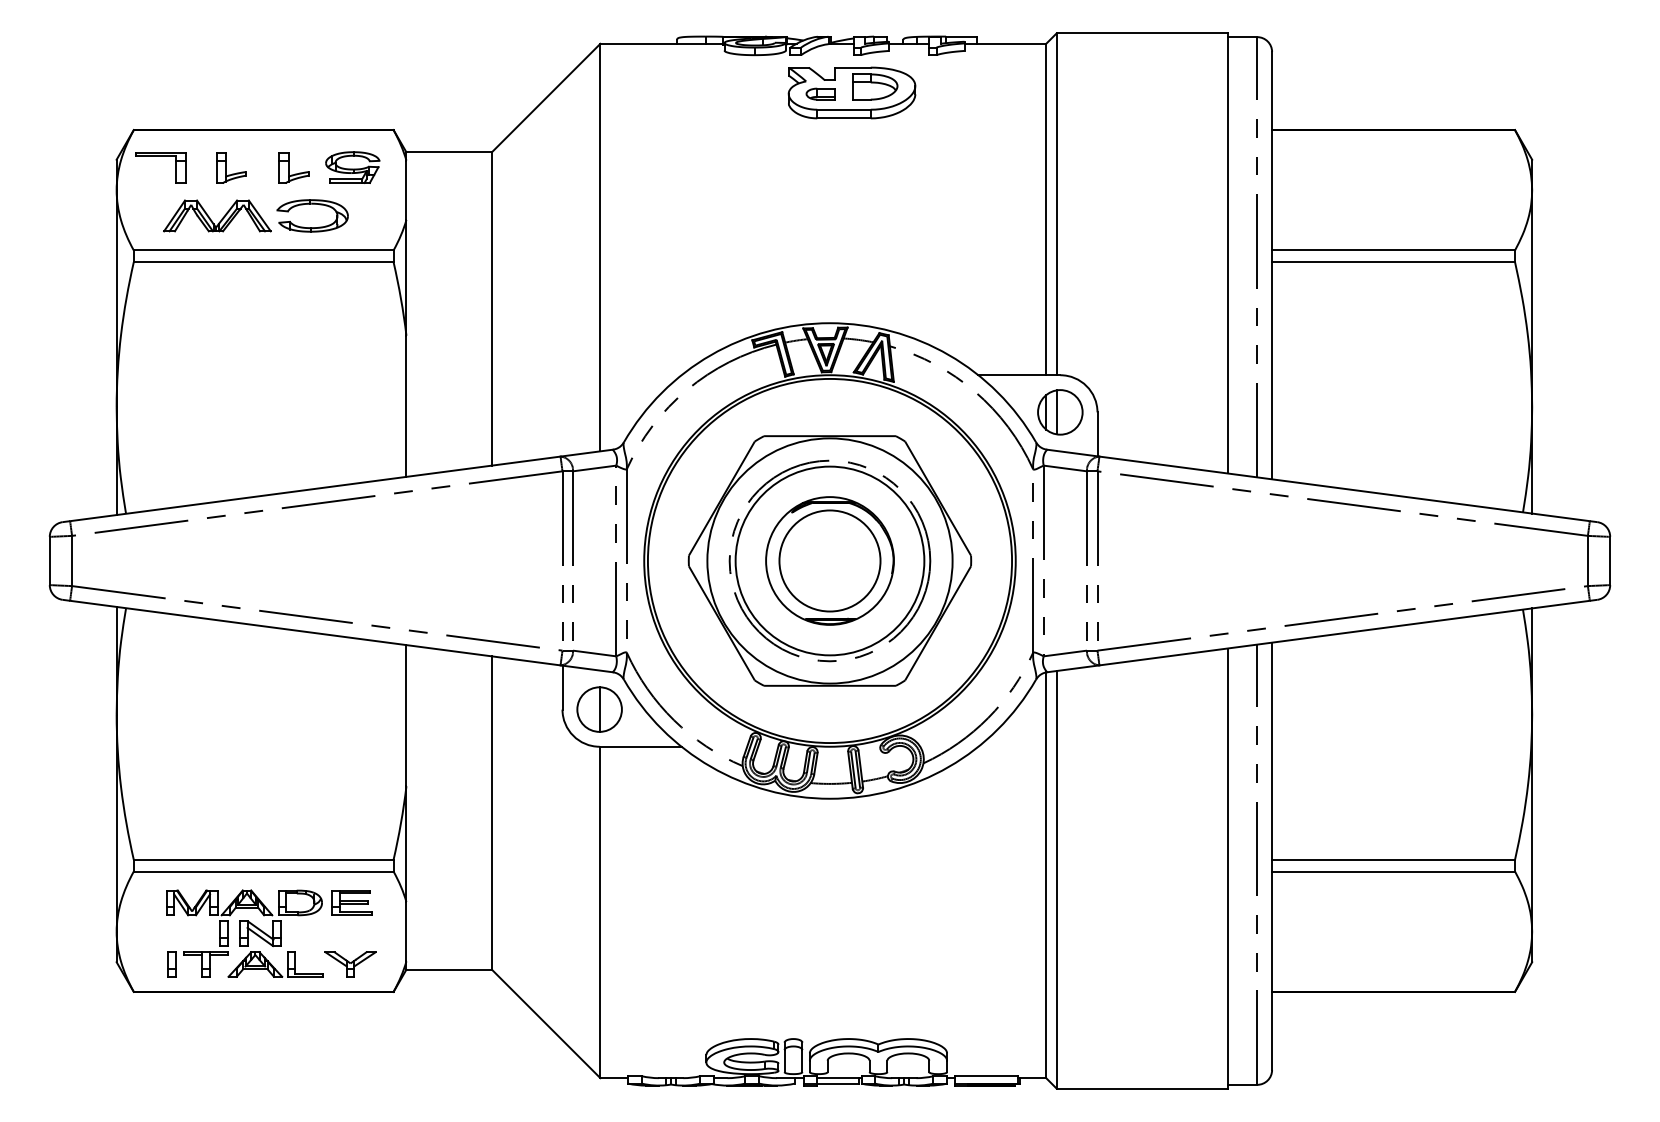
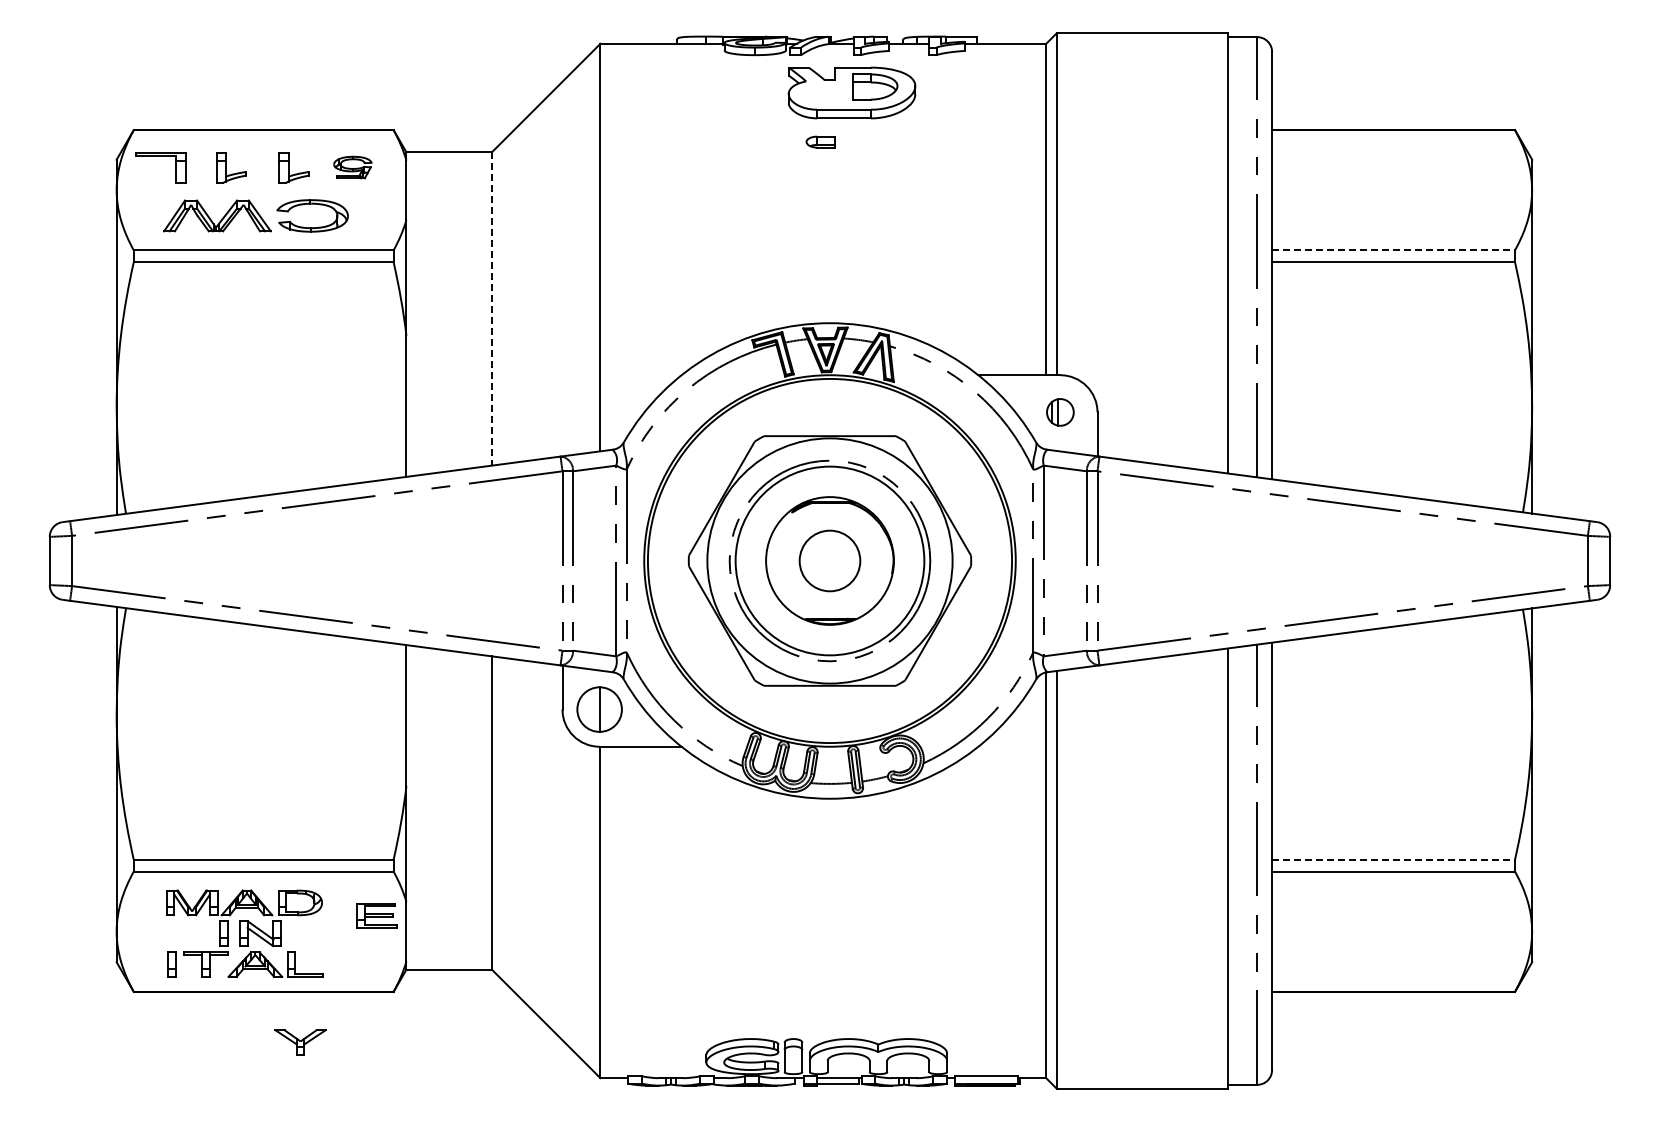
part position: (820, 93) -> (820, 141) (820, 141)
part size: 56x33 px -> 40x25 px (352, 167)
line: solid -> dashed (1394, 250)
line: solid -> dashed (491, 308)
part size: 47x47 px -> 29x29 px (1060, 412)
circle diameter: 101 px -> 61 px (829, 560)
line: solid -> dashed (1394, 859)
part position: (351, 902) -> (376, 915) (376, 915)
part position: (350, 964) -> (300, 1042) (300, 1042)
